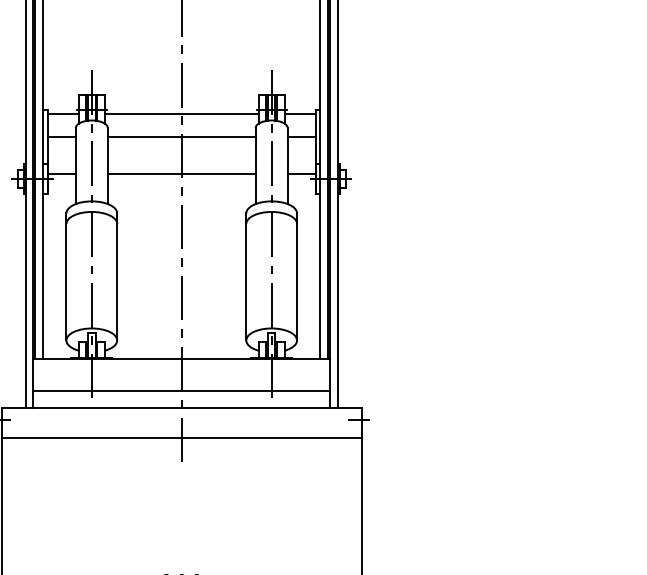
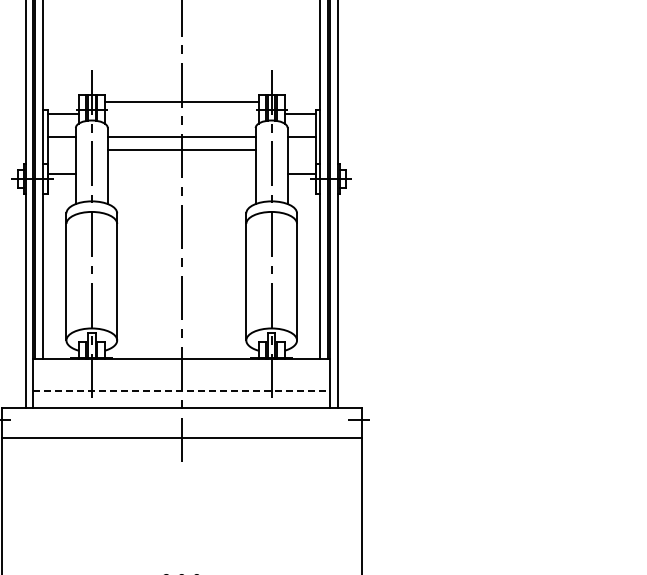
line position: (181, 113) -> (181, 101) (181, 101)
line position: (181, 174) -> (181, 150) (181, 150)
line: solid -> dashed (182, 390)
